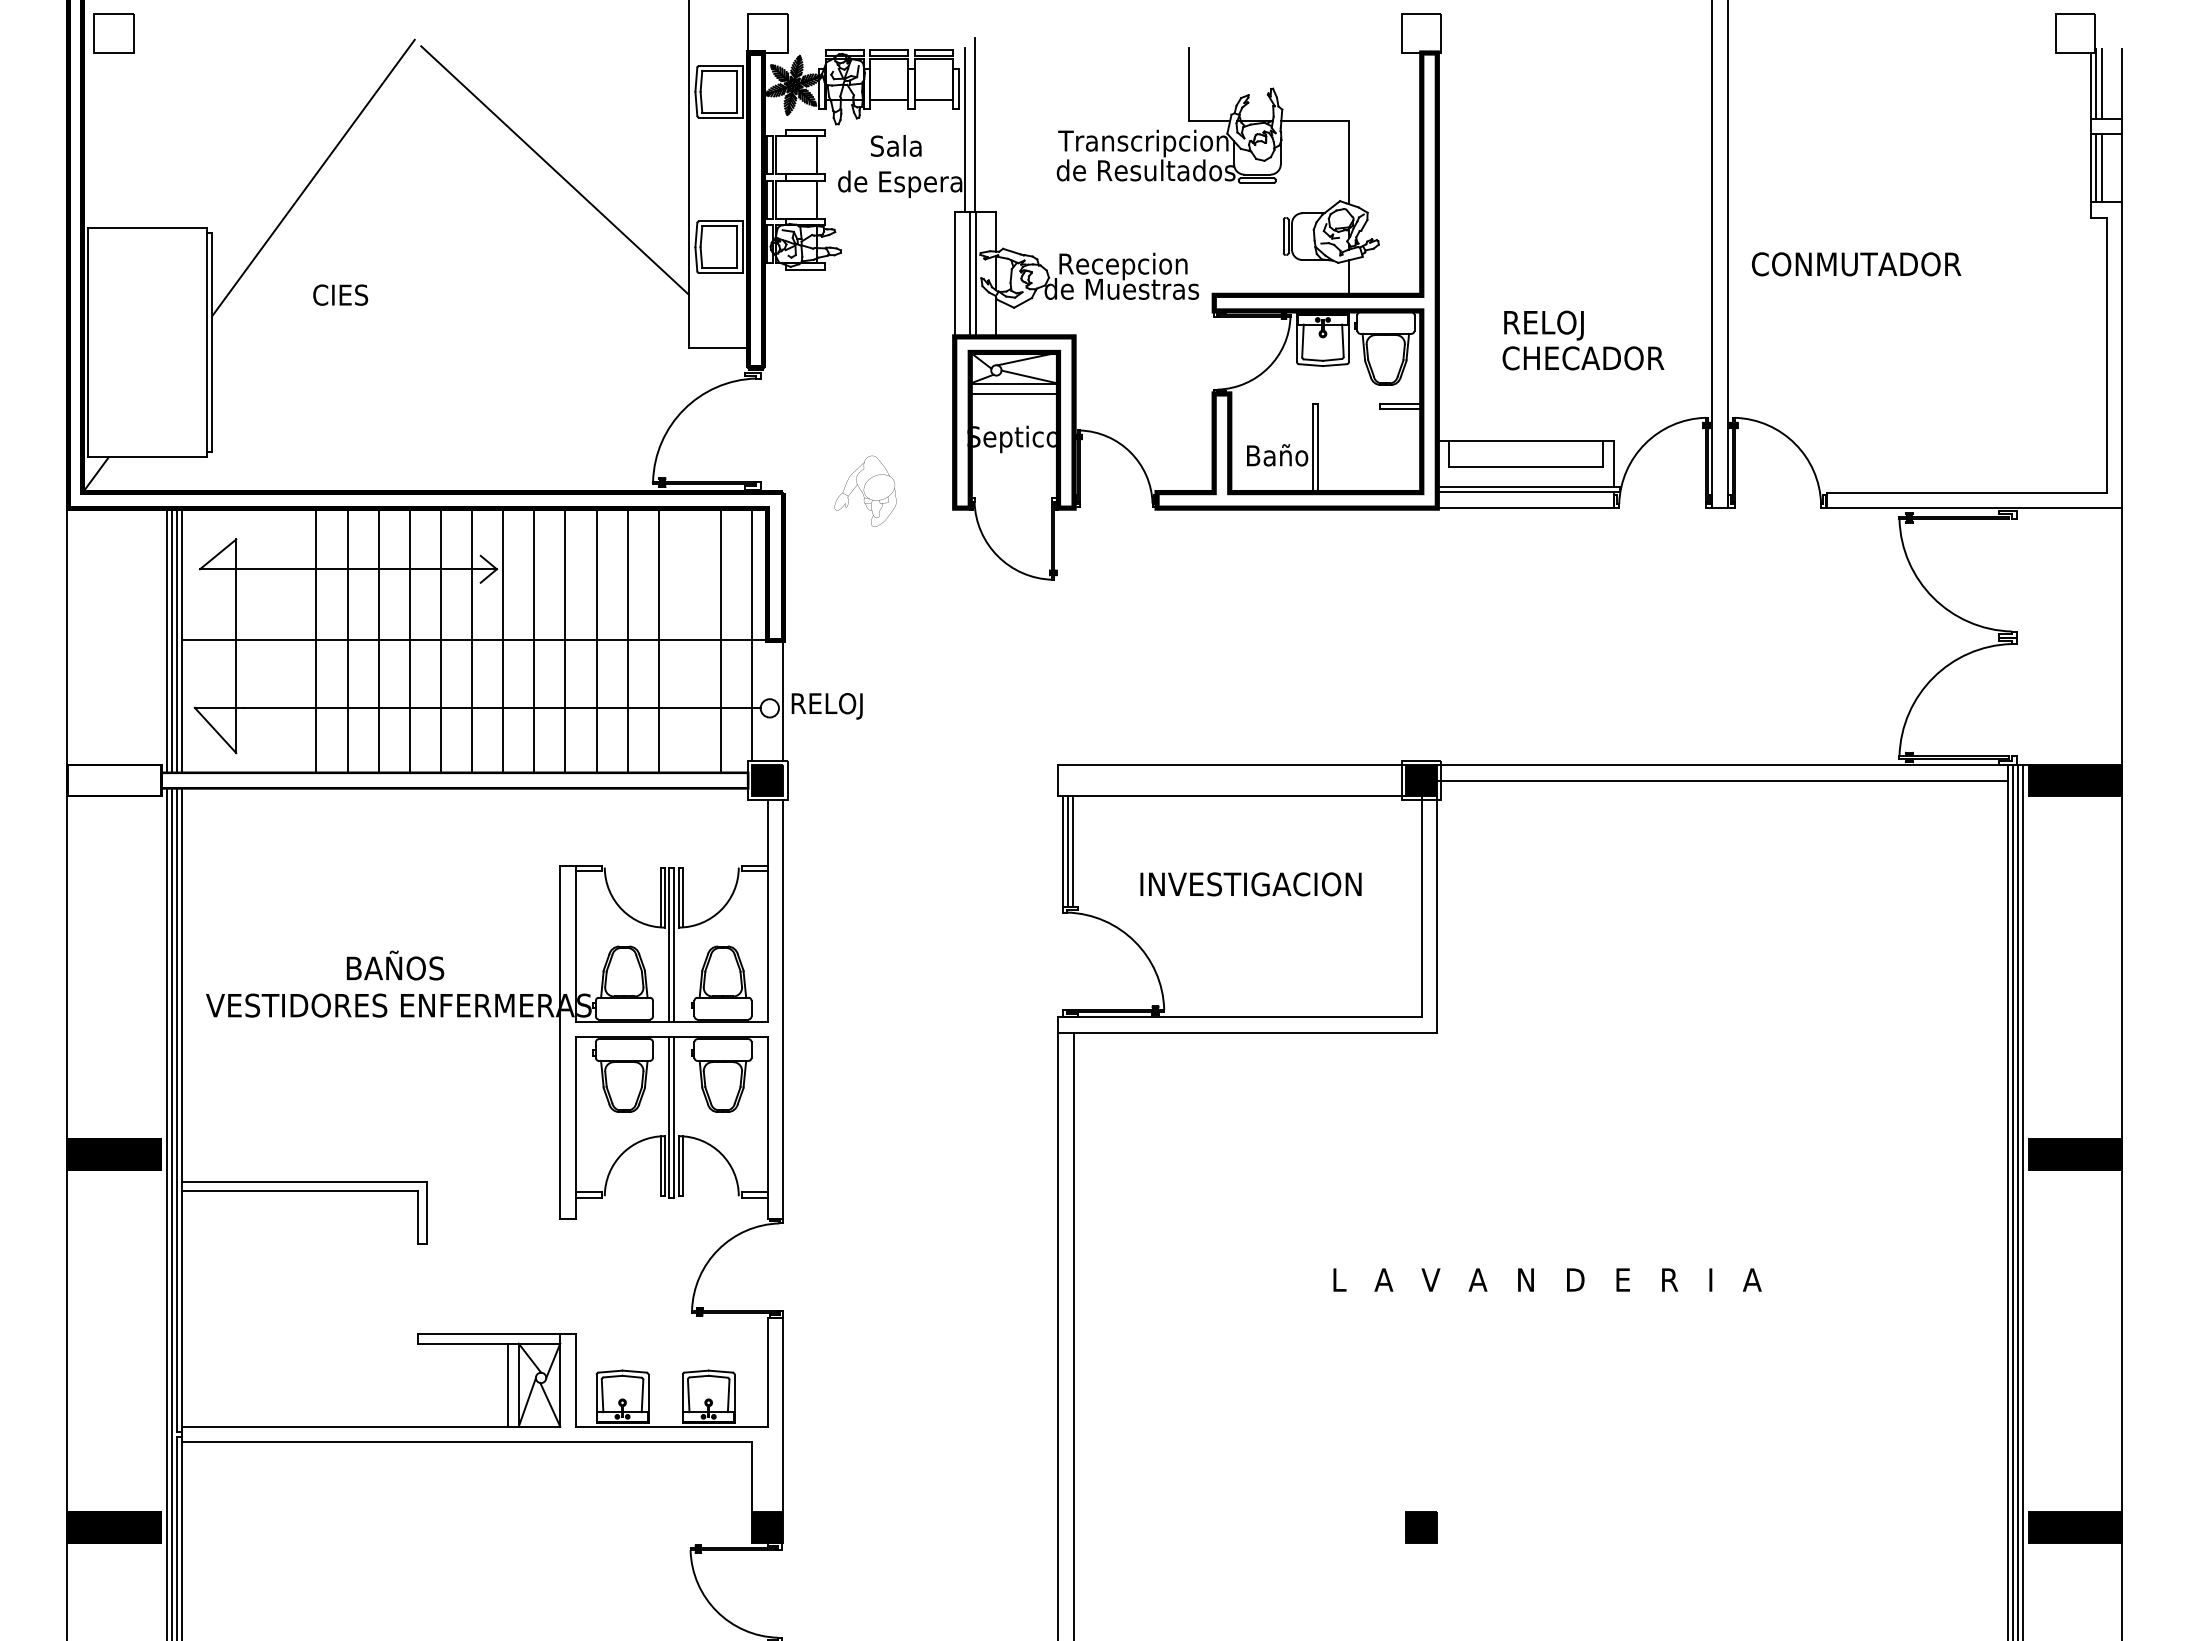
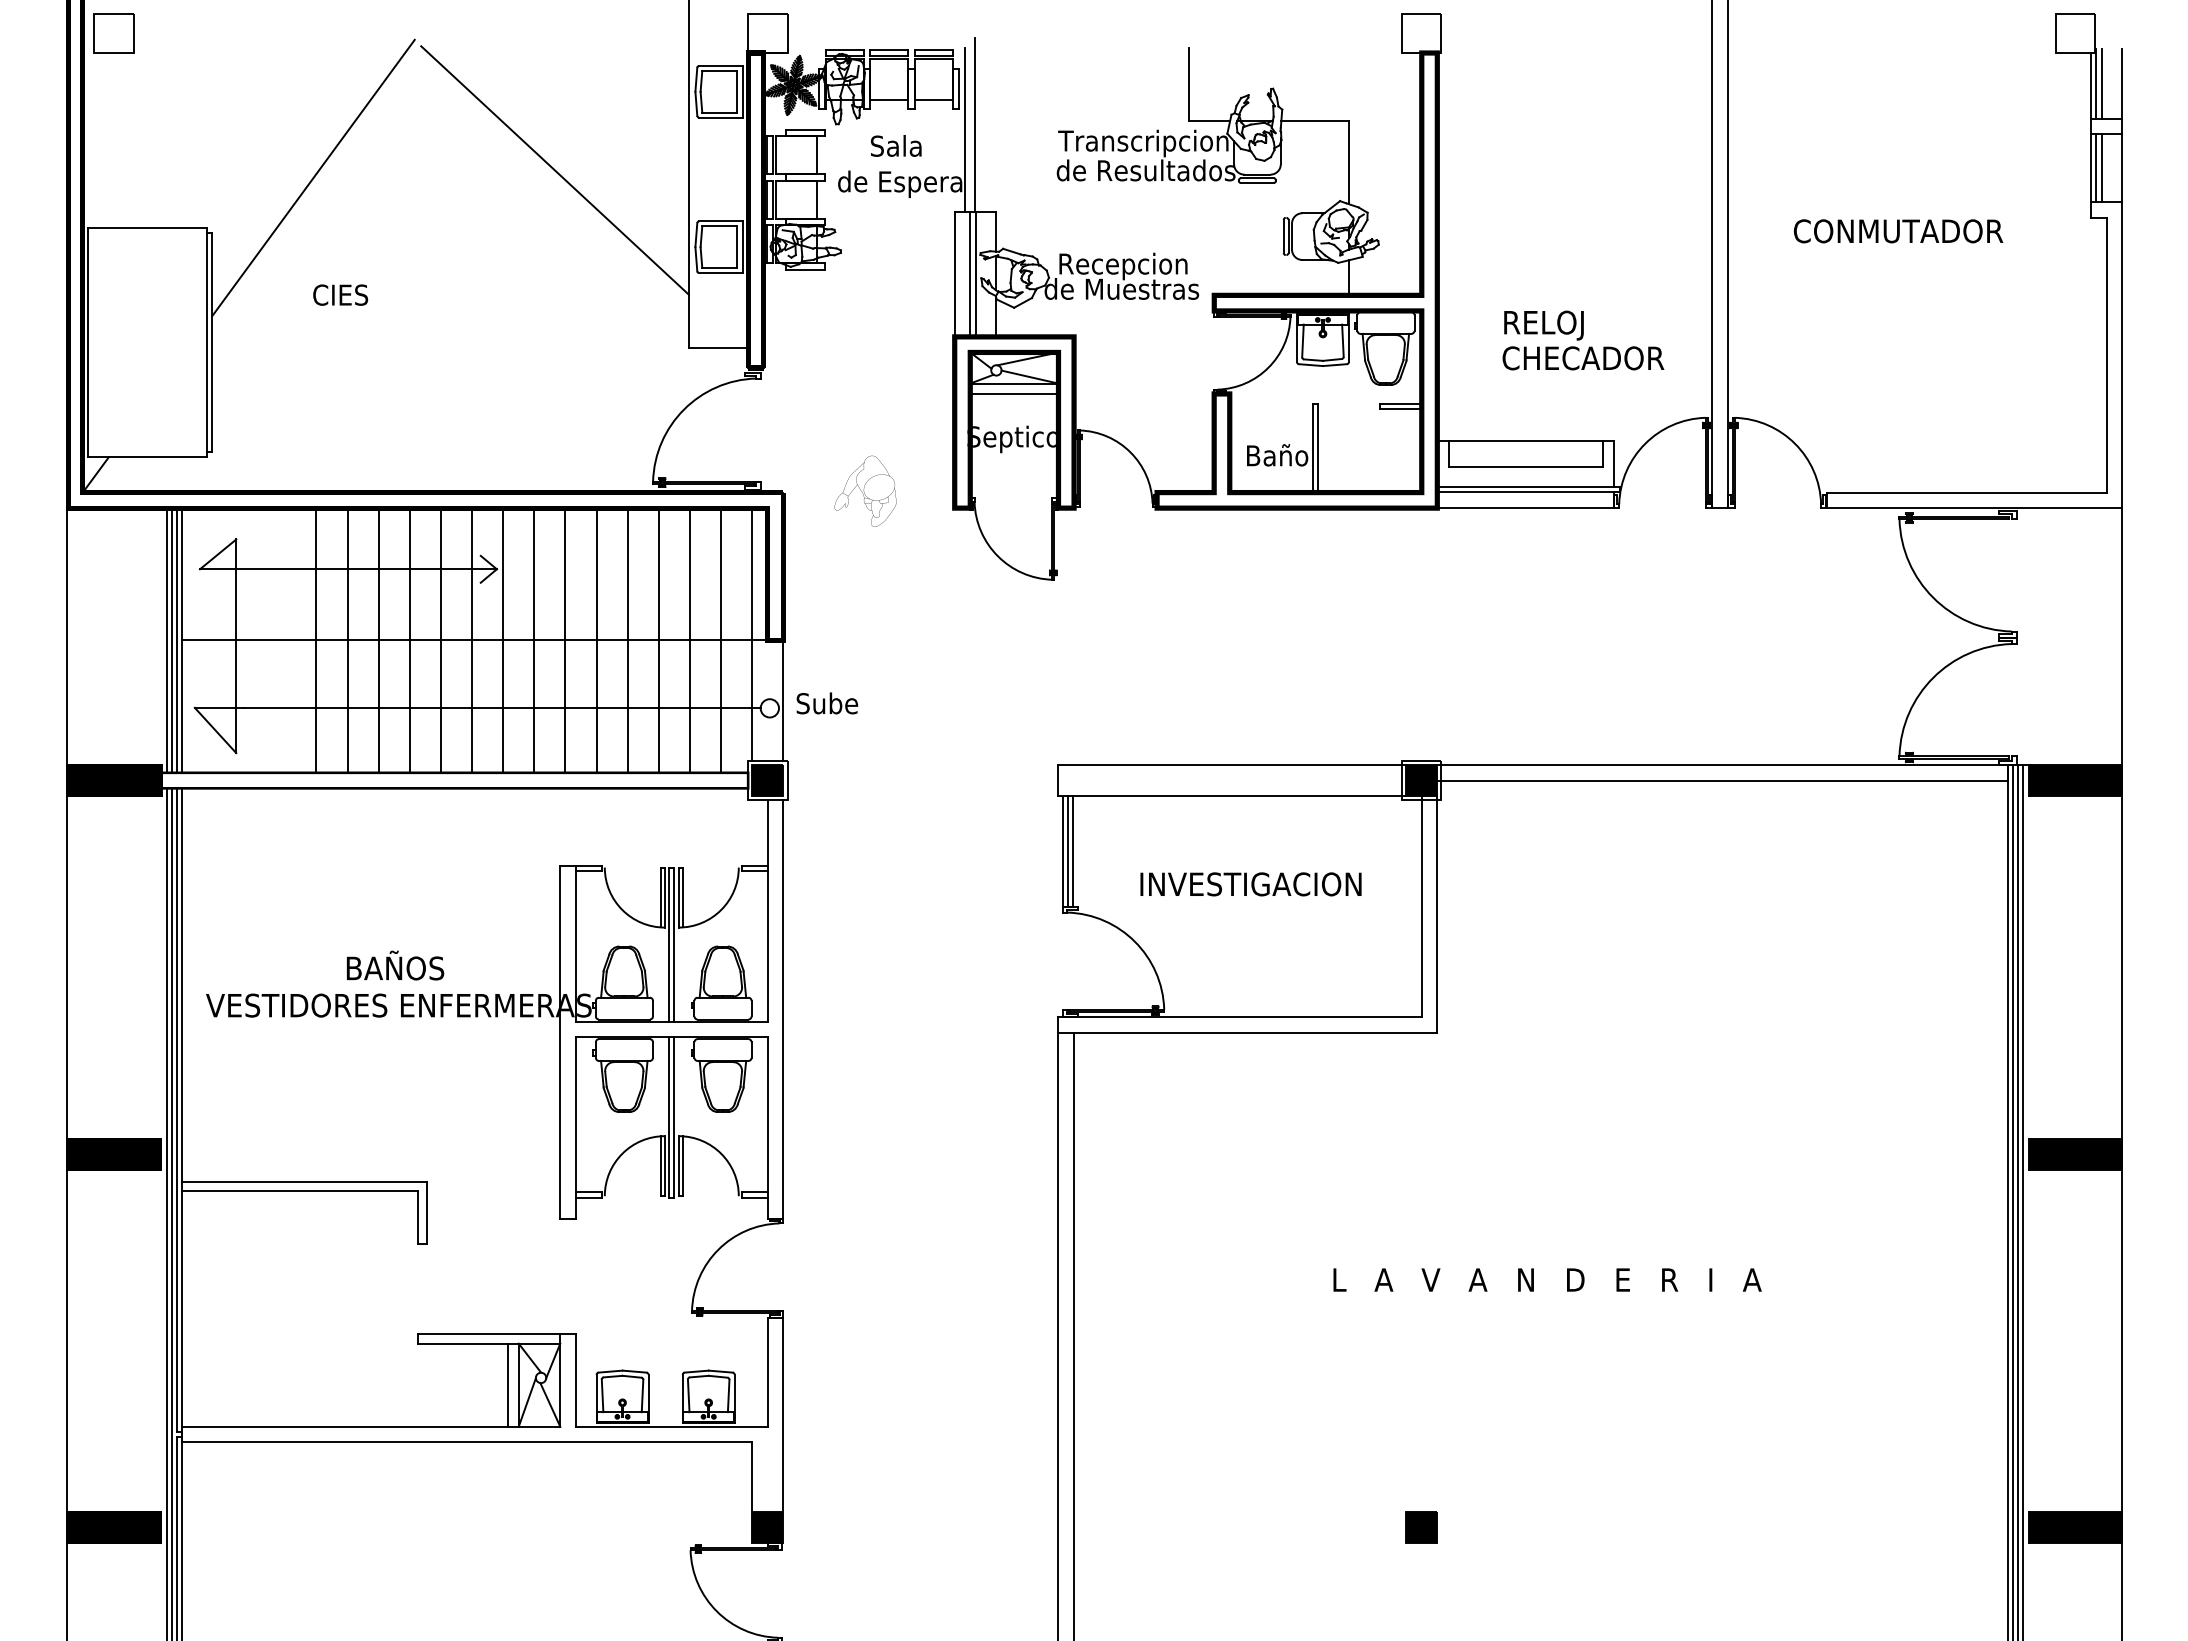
text position: (1856, 264) -> (1898, 231) (1898, 231)
line: none -> present (690, 640)
text: RELOJ -> Sube (826, 705)
fill: none -> present (114, 780)
